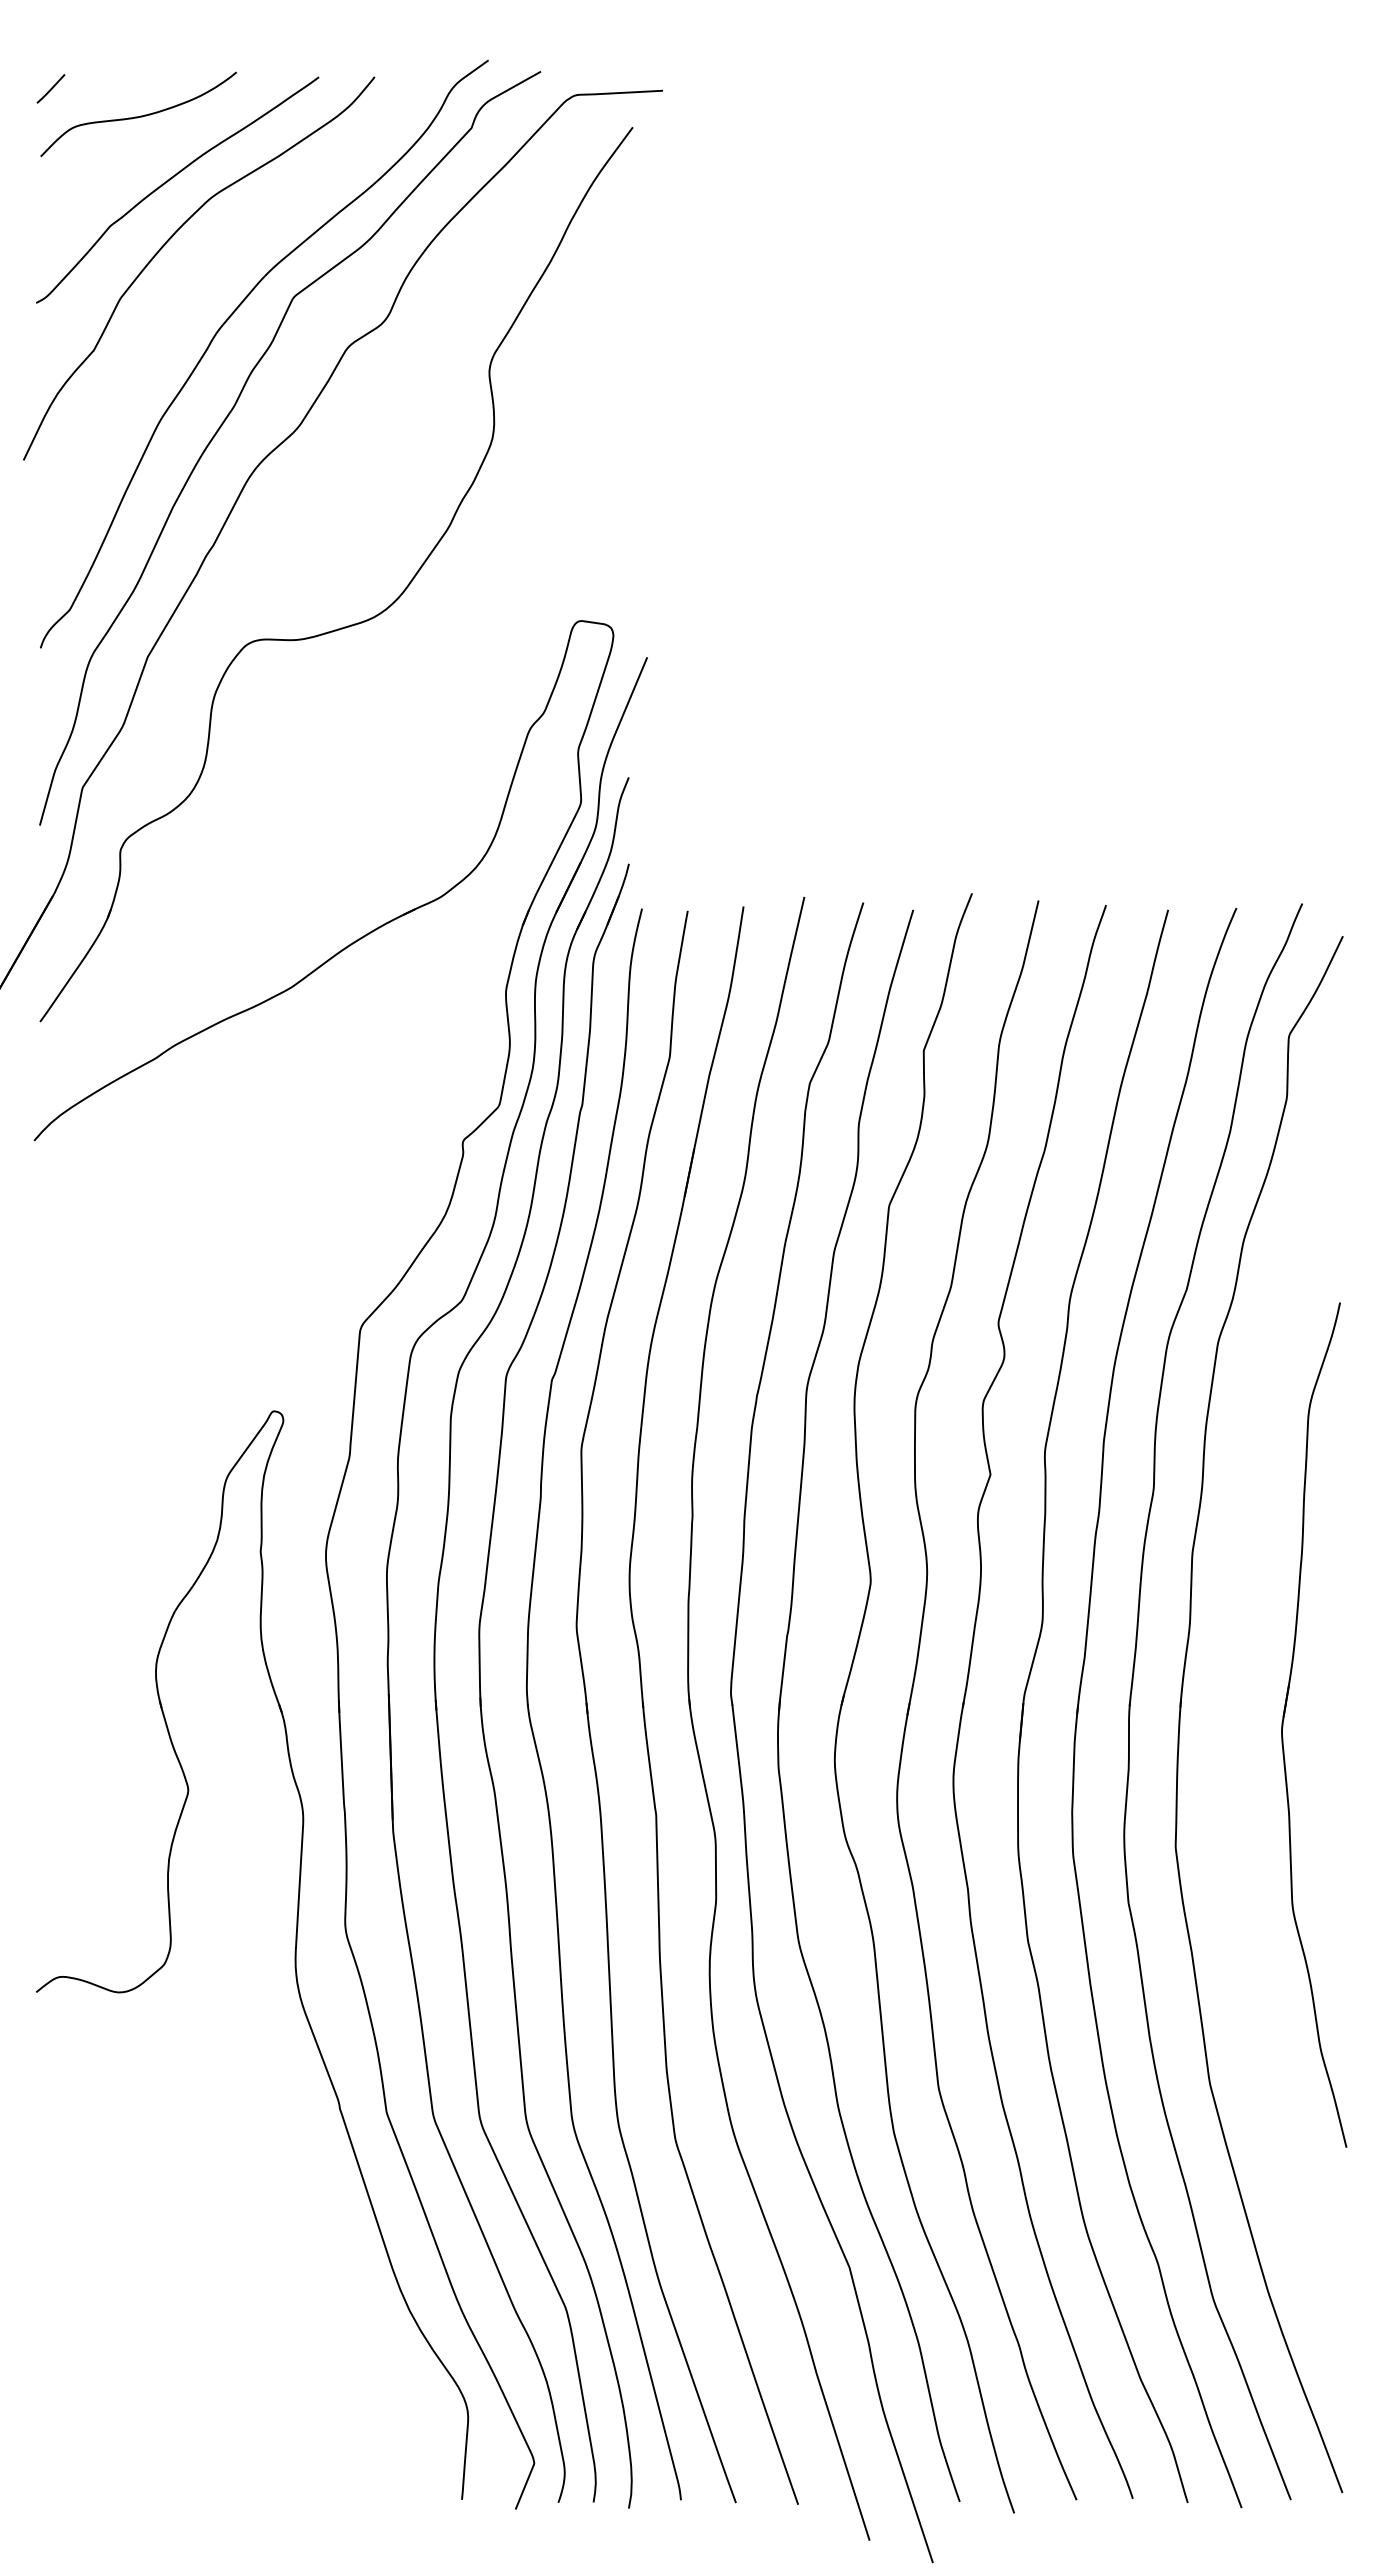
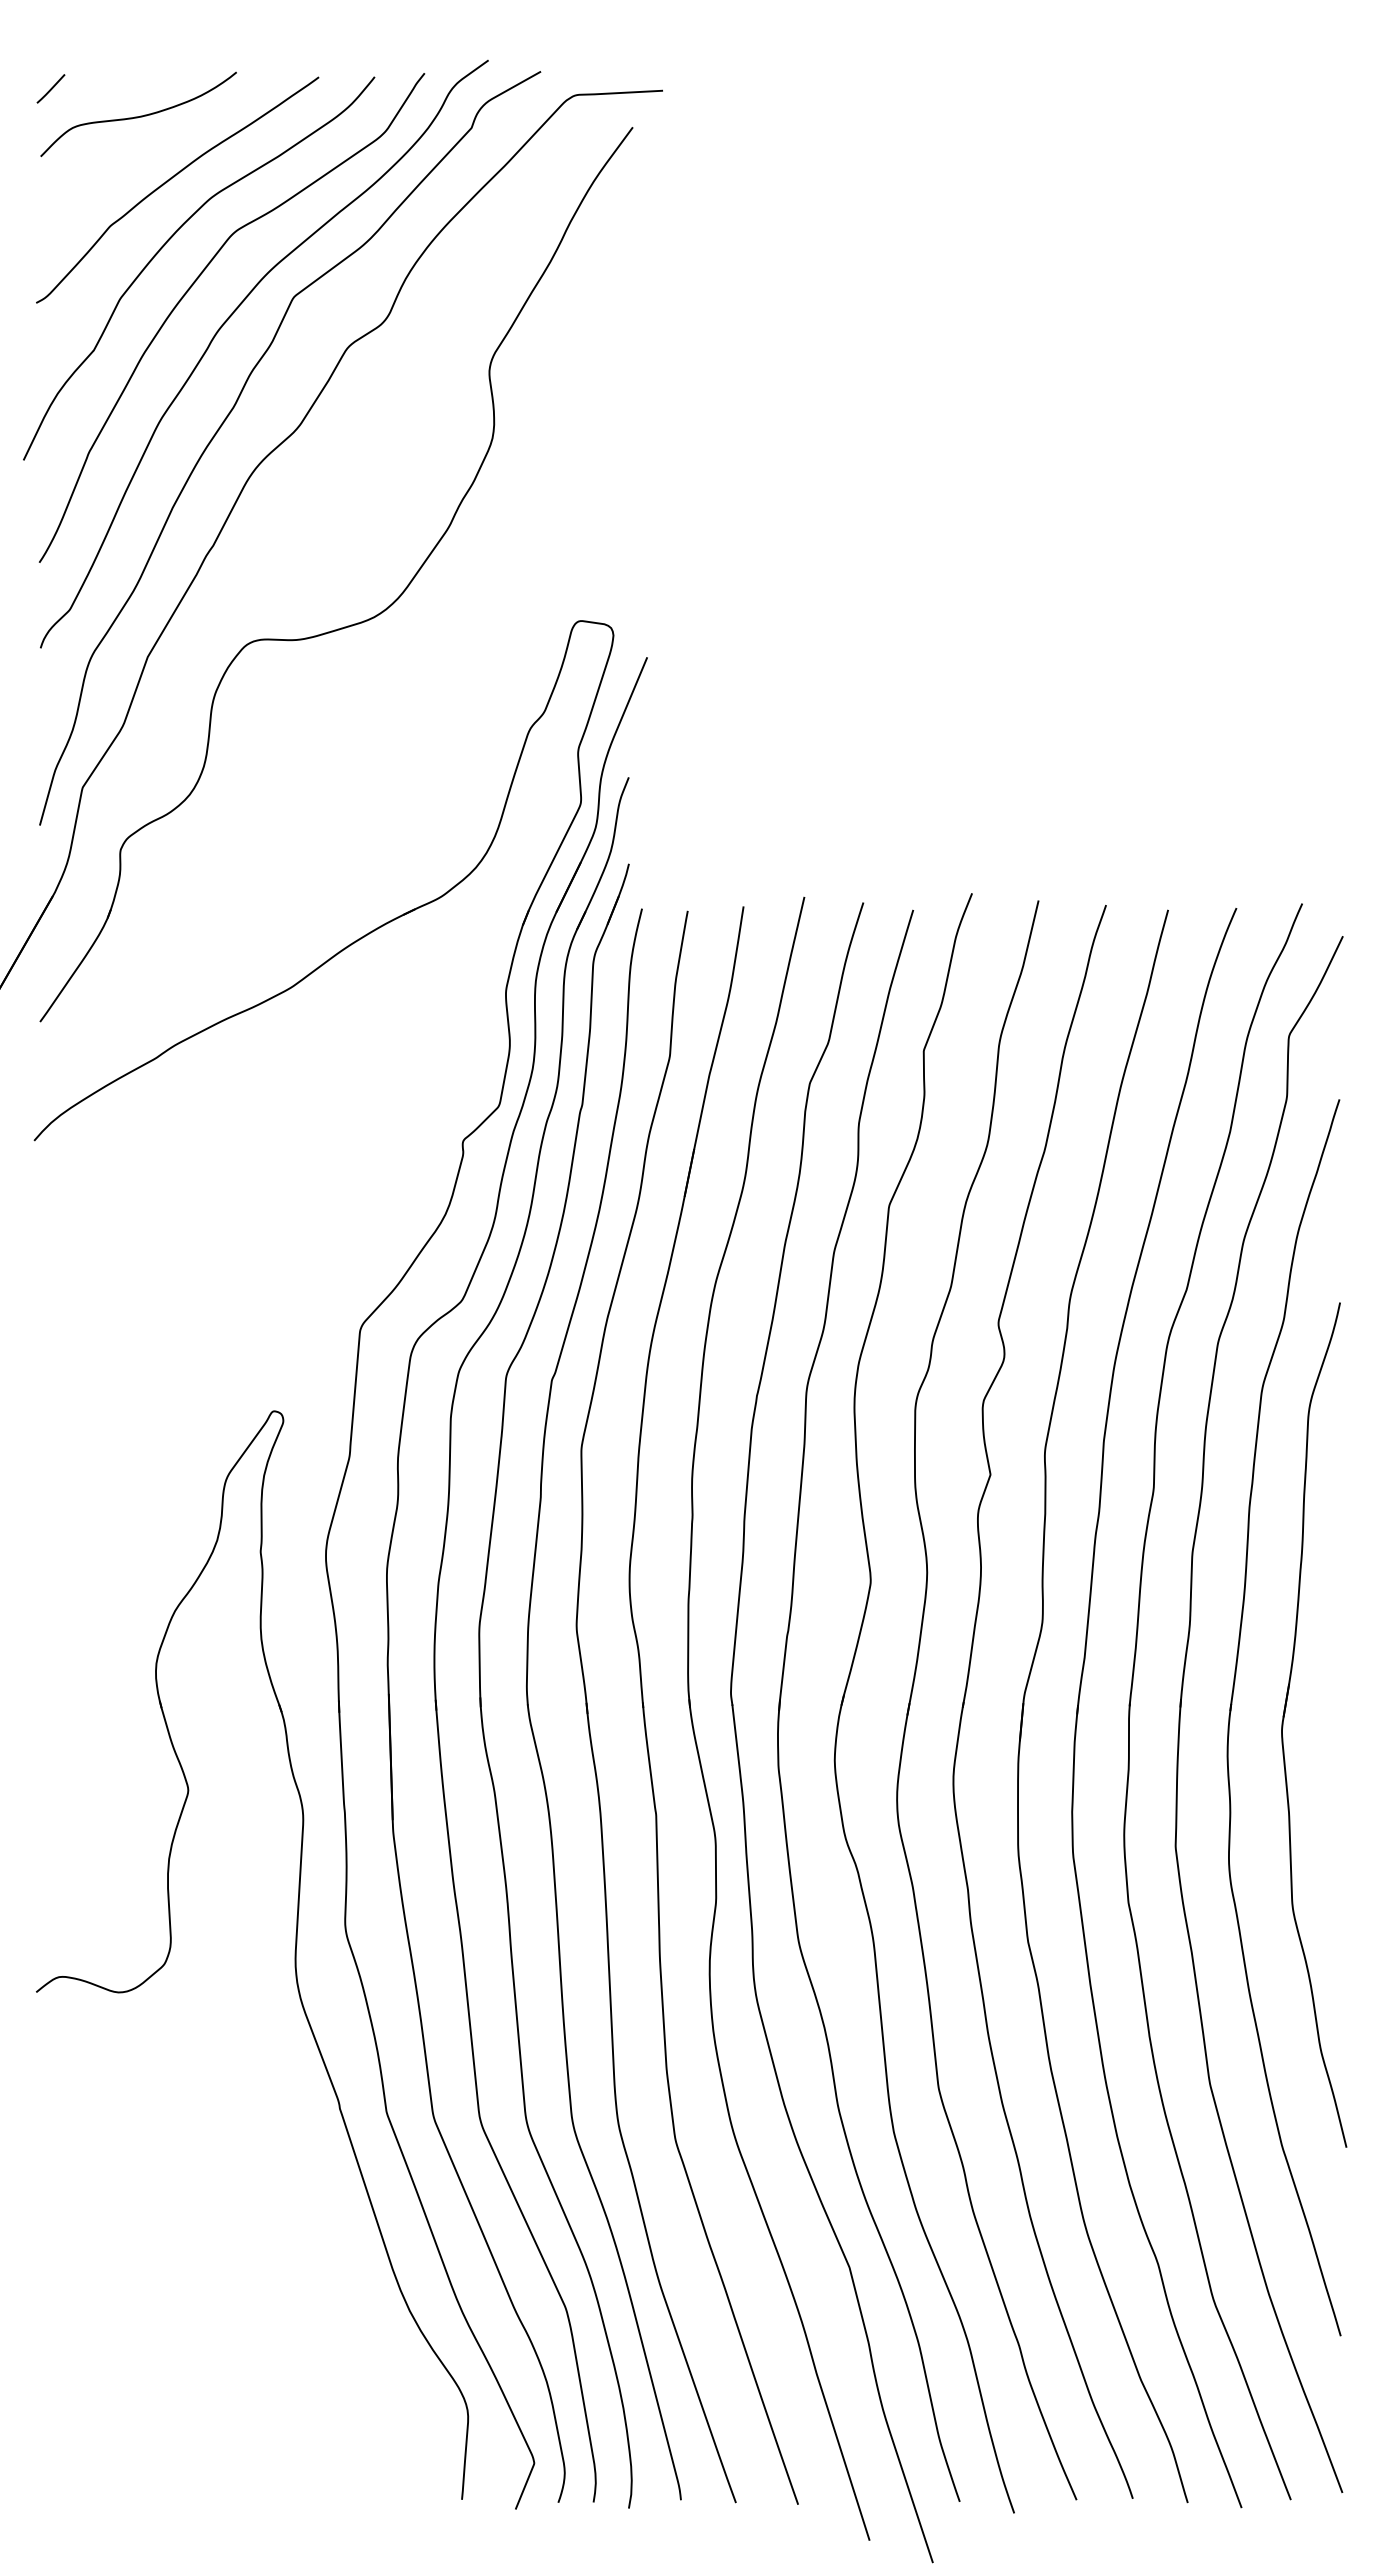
curve: none -> present (193, 285)
part: none -> present (1231, 1712)
